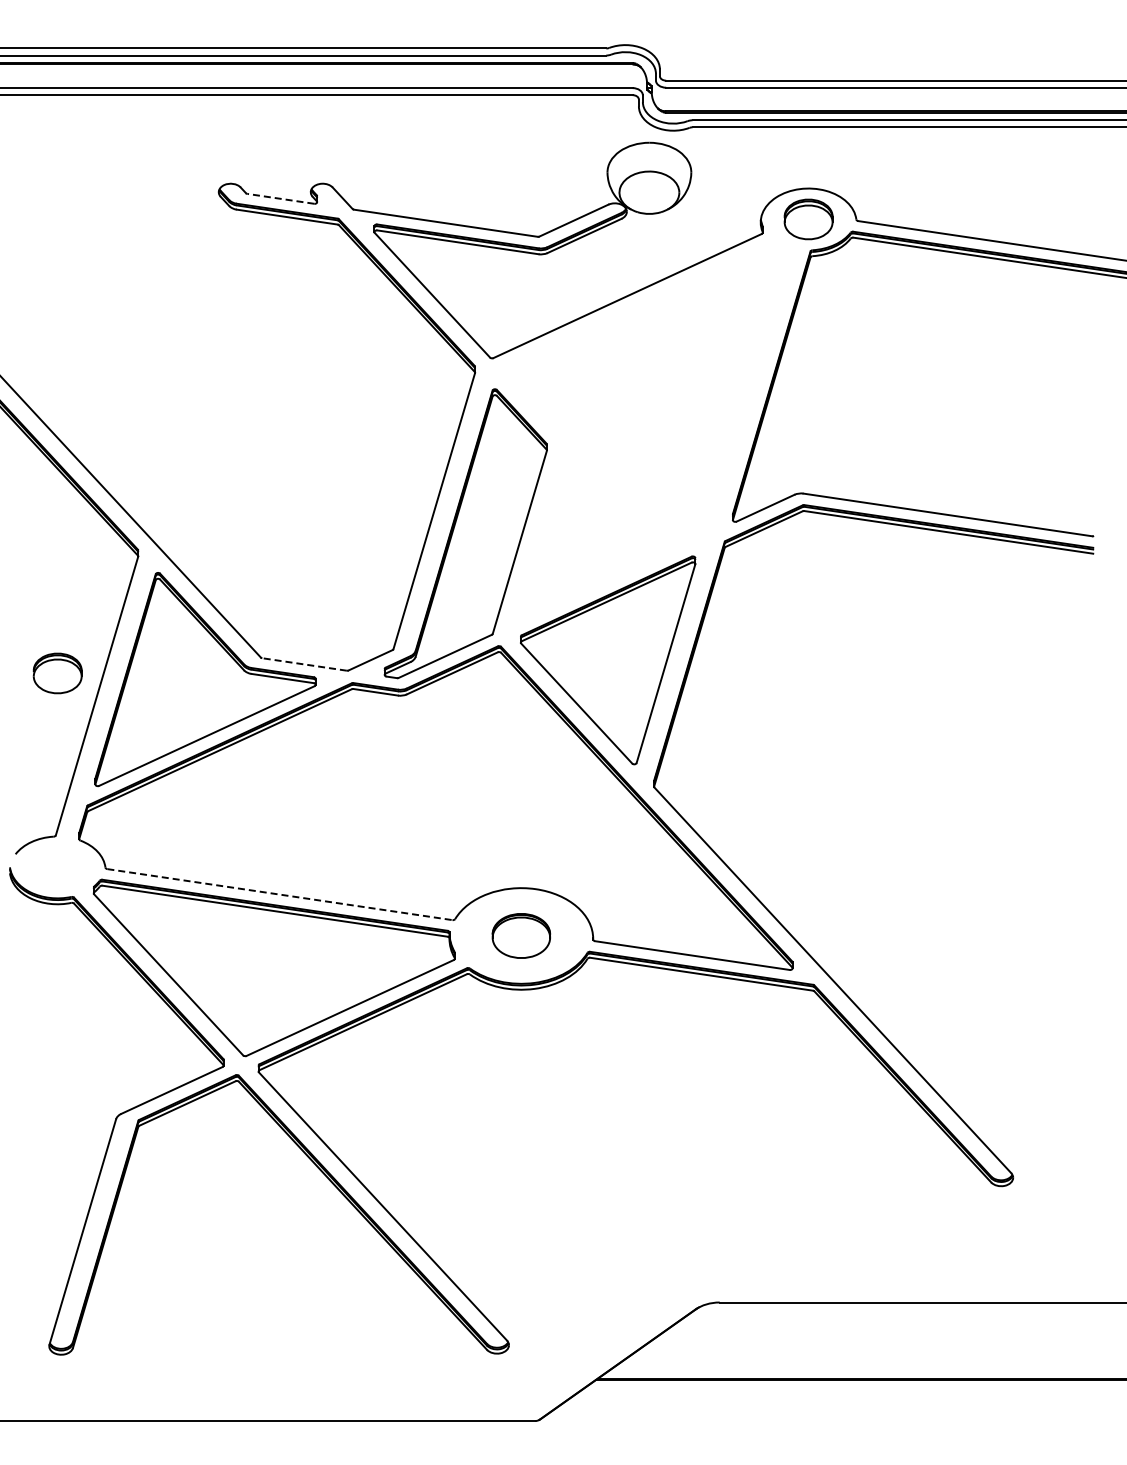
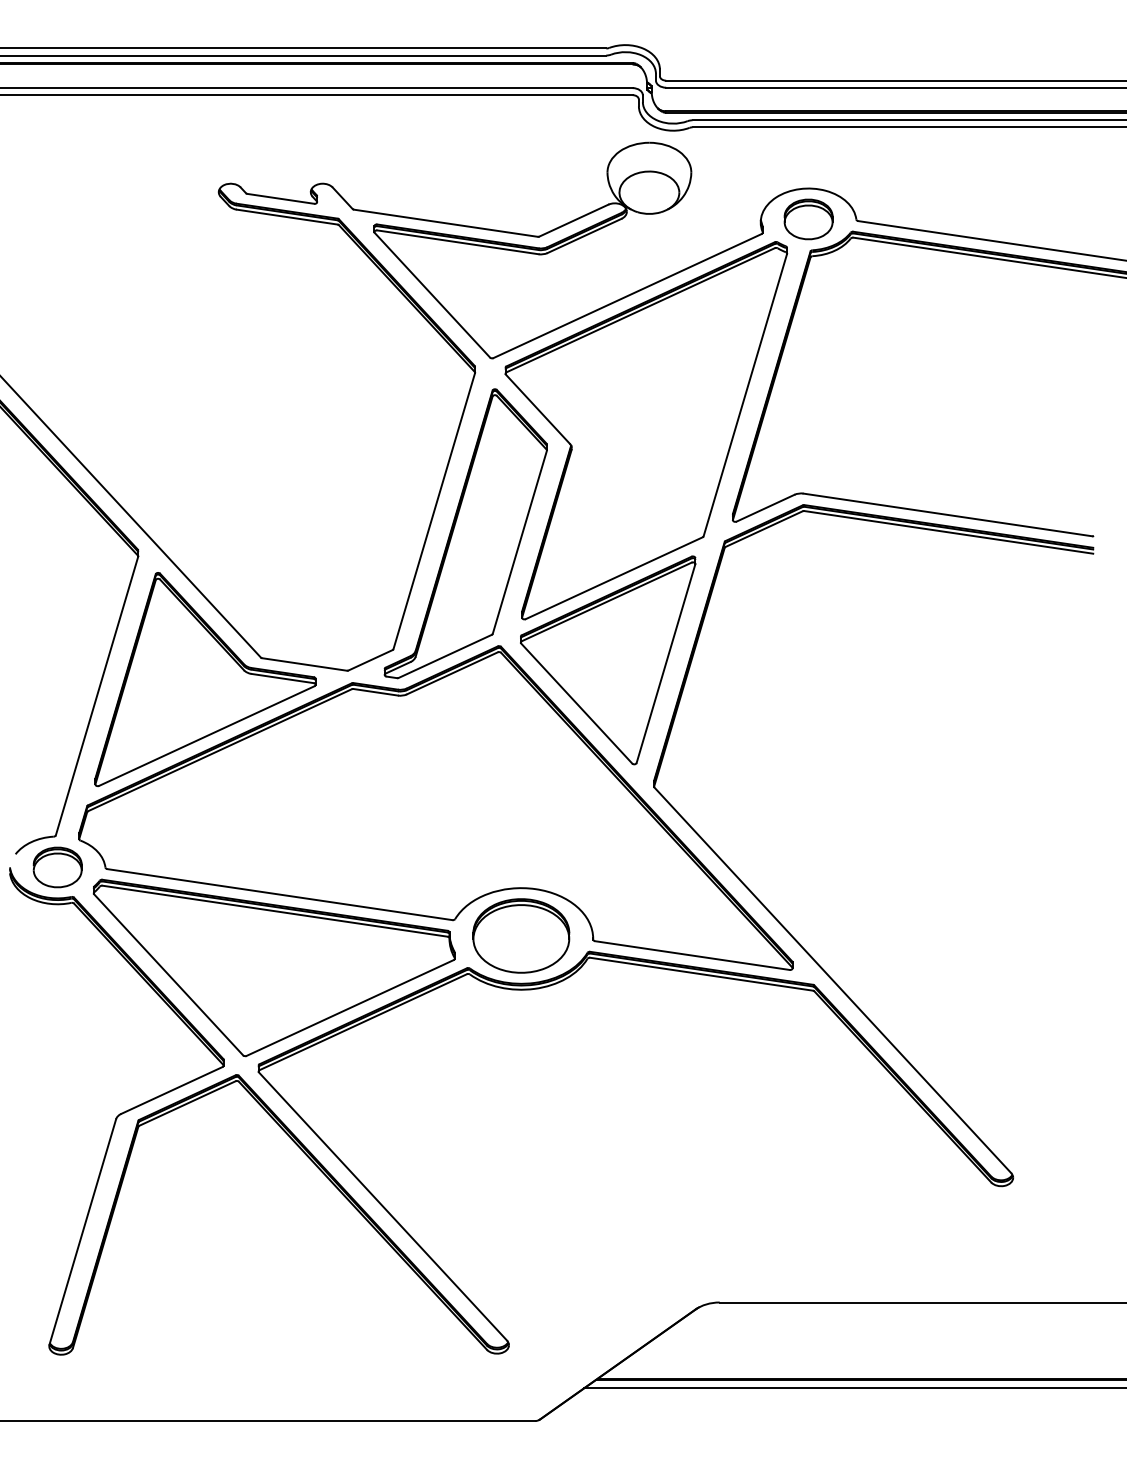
line: dashed -> solid (280, 198)
part: none -> present (646, 430)
line: dashed -> solid (304, 664)
part position: (57, 673) -> (57, 867) (57, 867)
line: dashed -> solid (280, 894)
part size: 61x46 px -> 99x76 px (521, 935)
line: none -> present (853, 1388)
